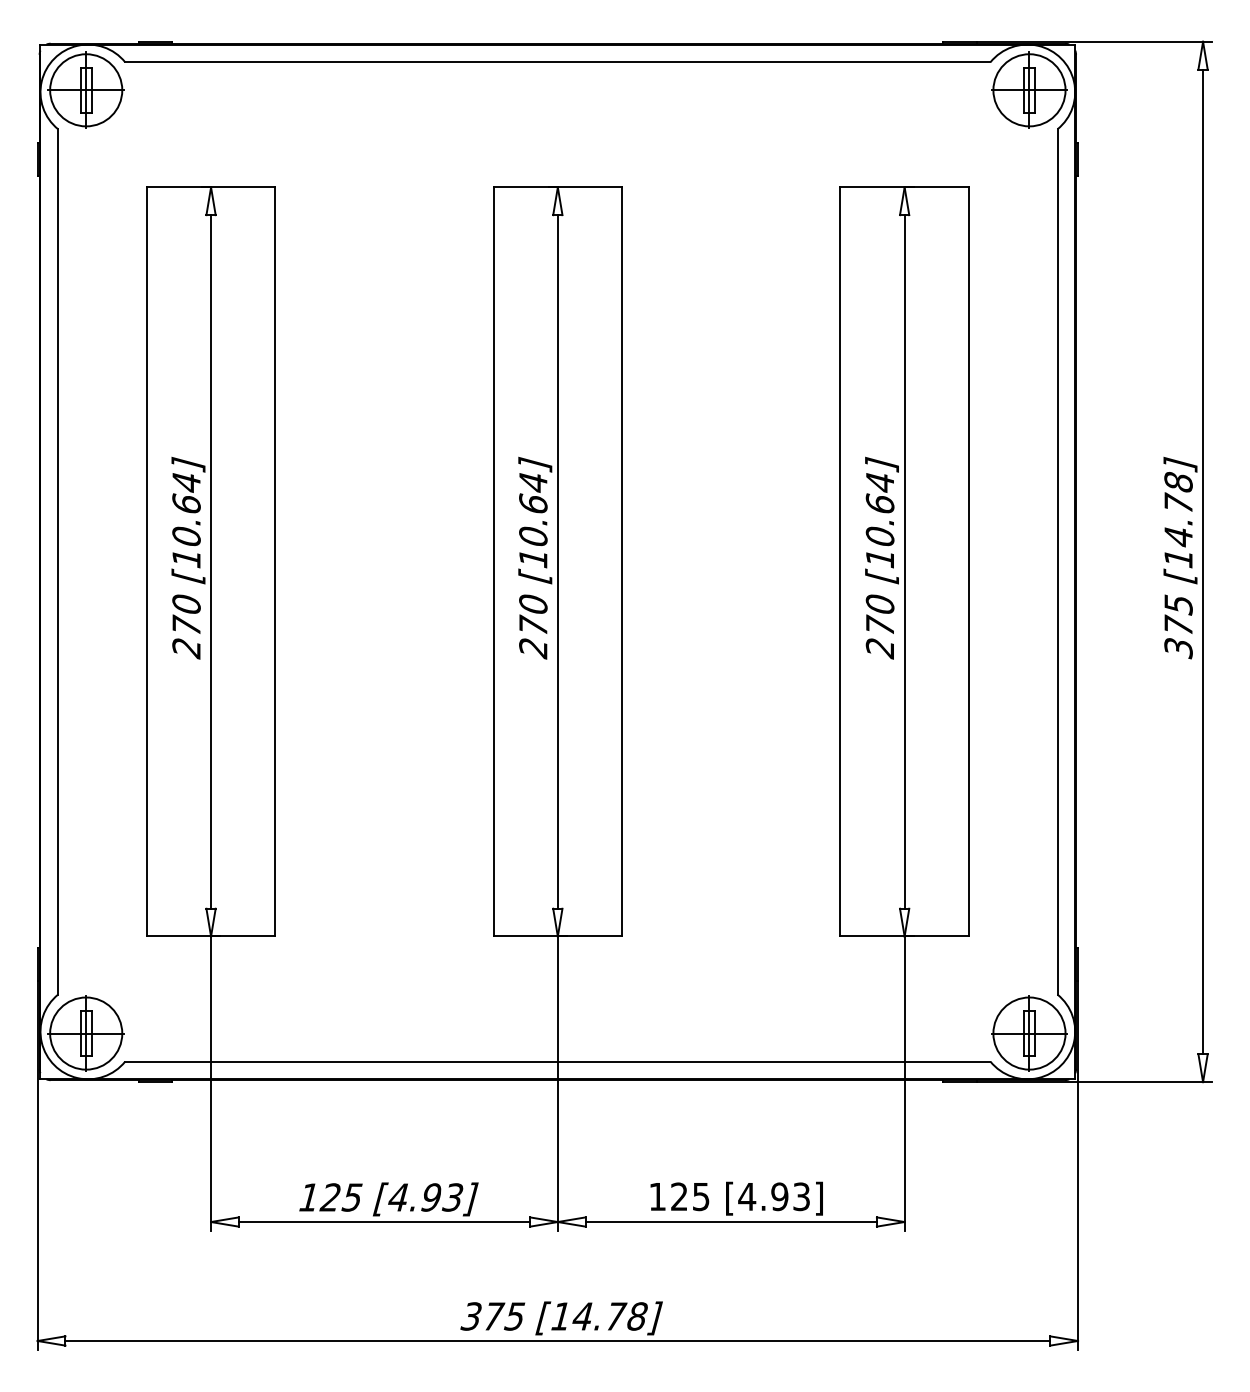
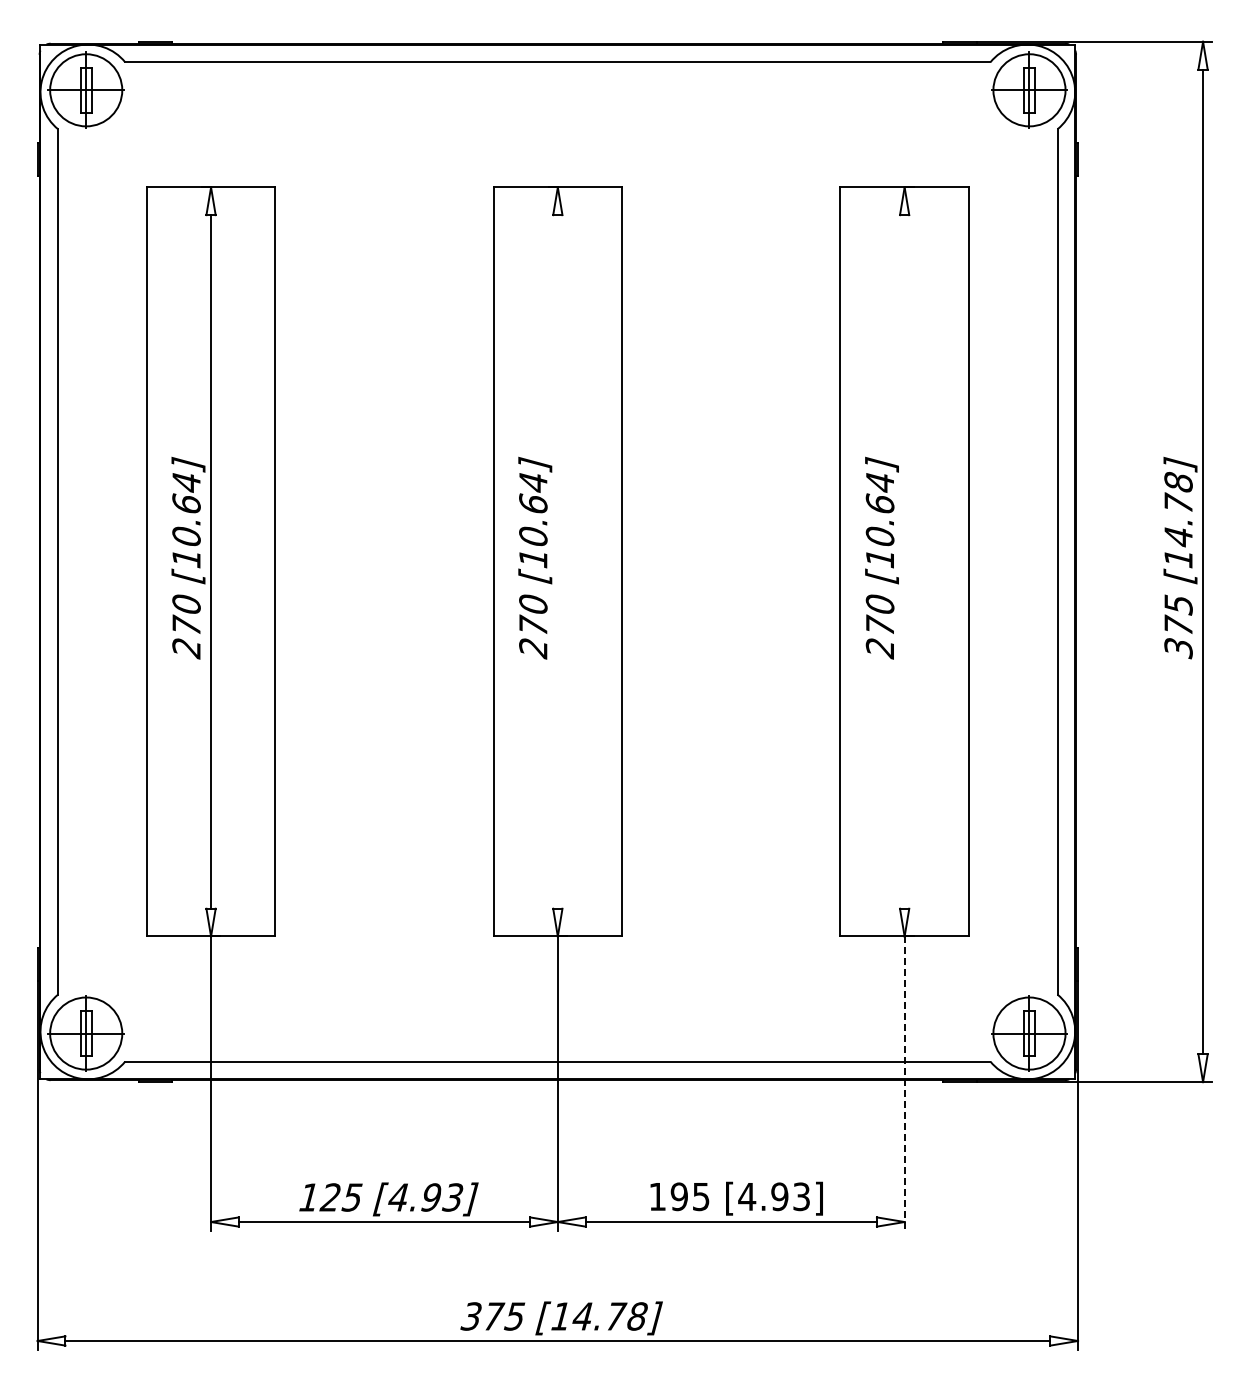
line: present -> none (557, 561)
line: present -> none (904, 561)
line: solid -> dashed (904, 1084)
text: 125 -> 195 (678, 1196)
